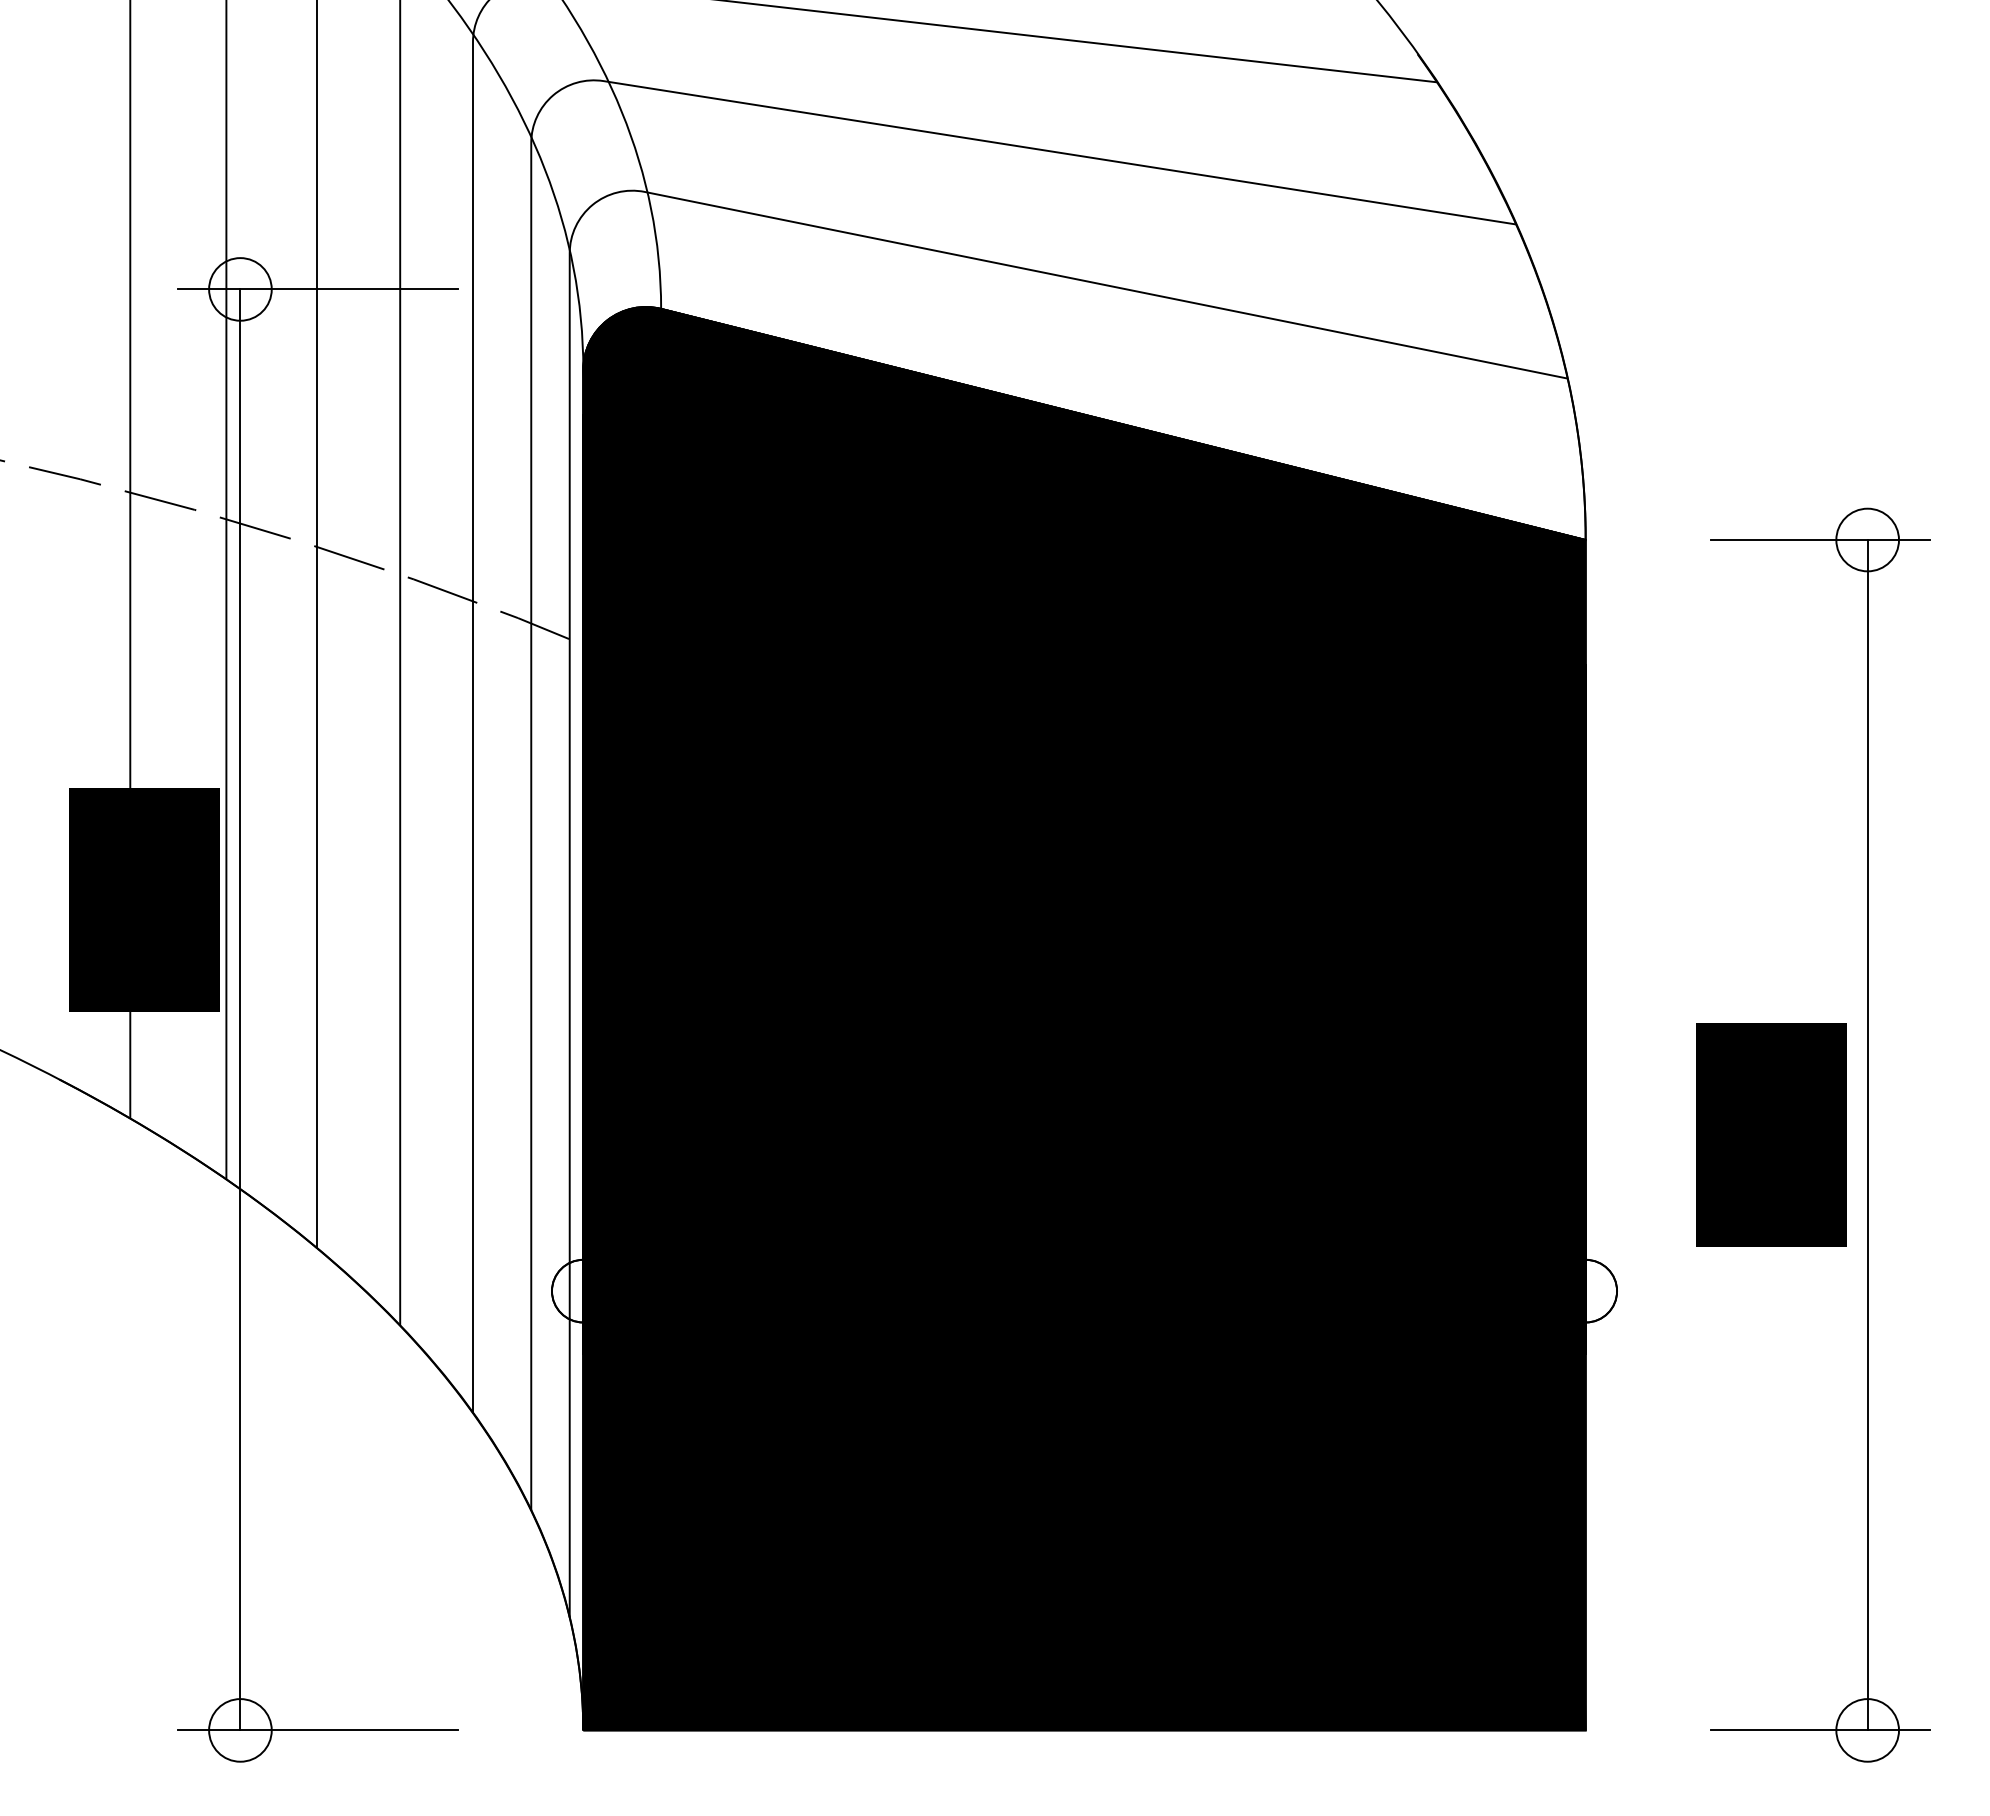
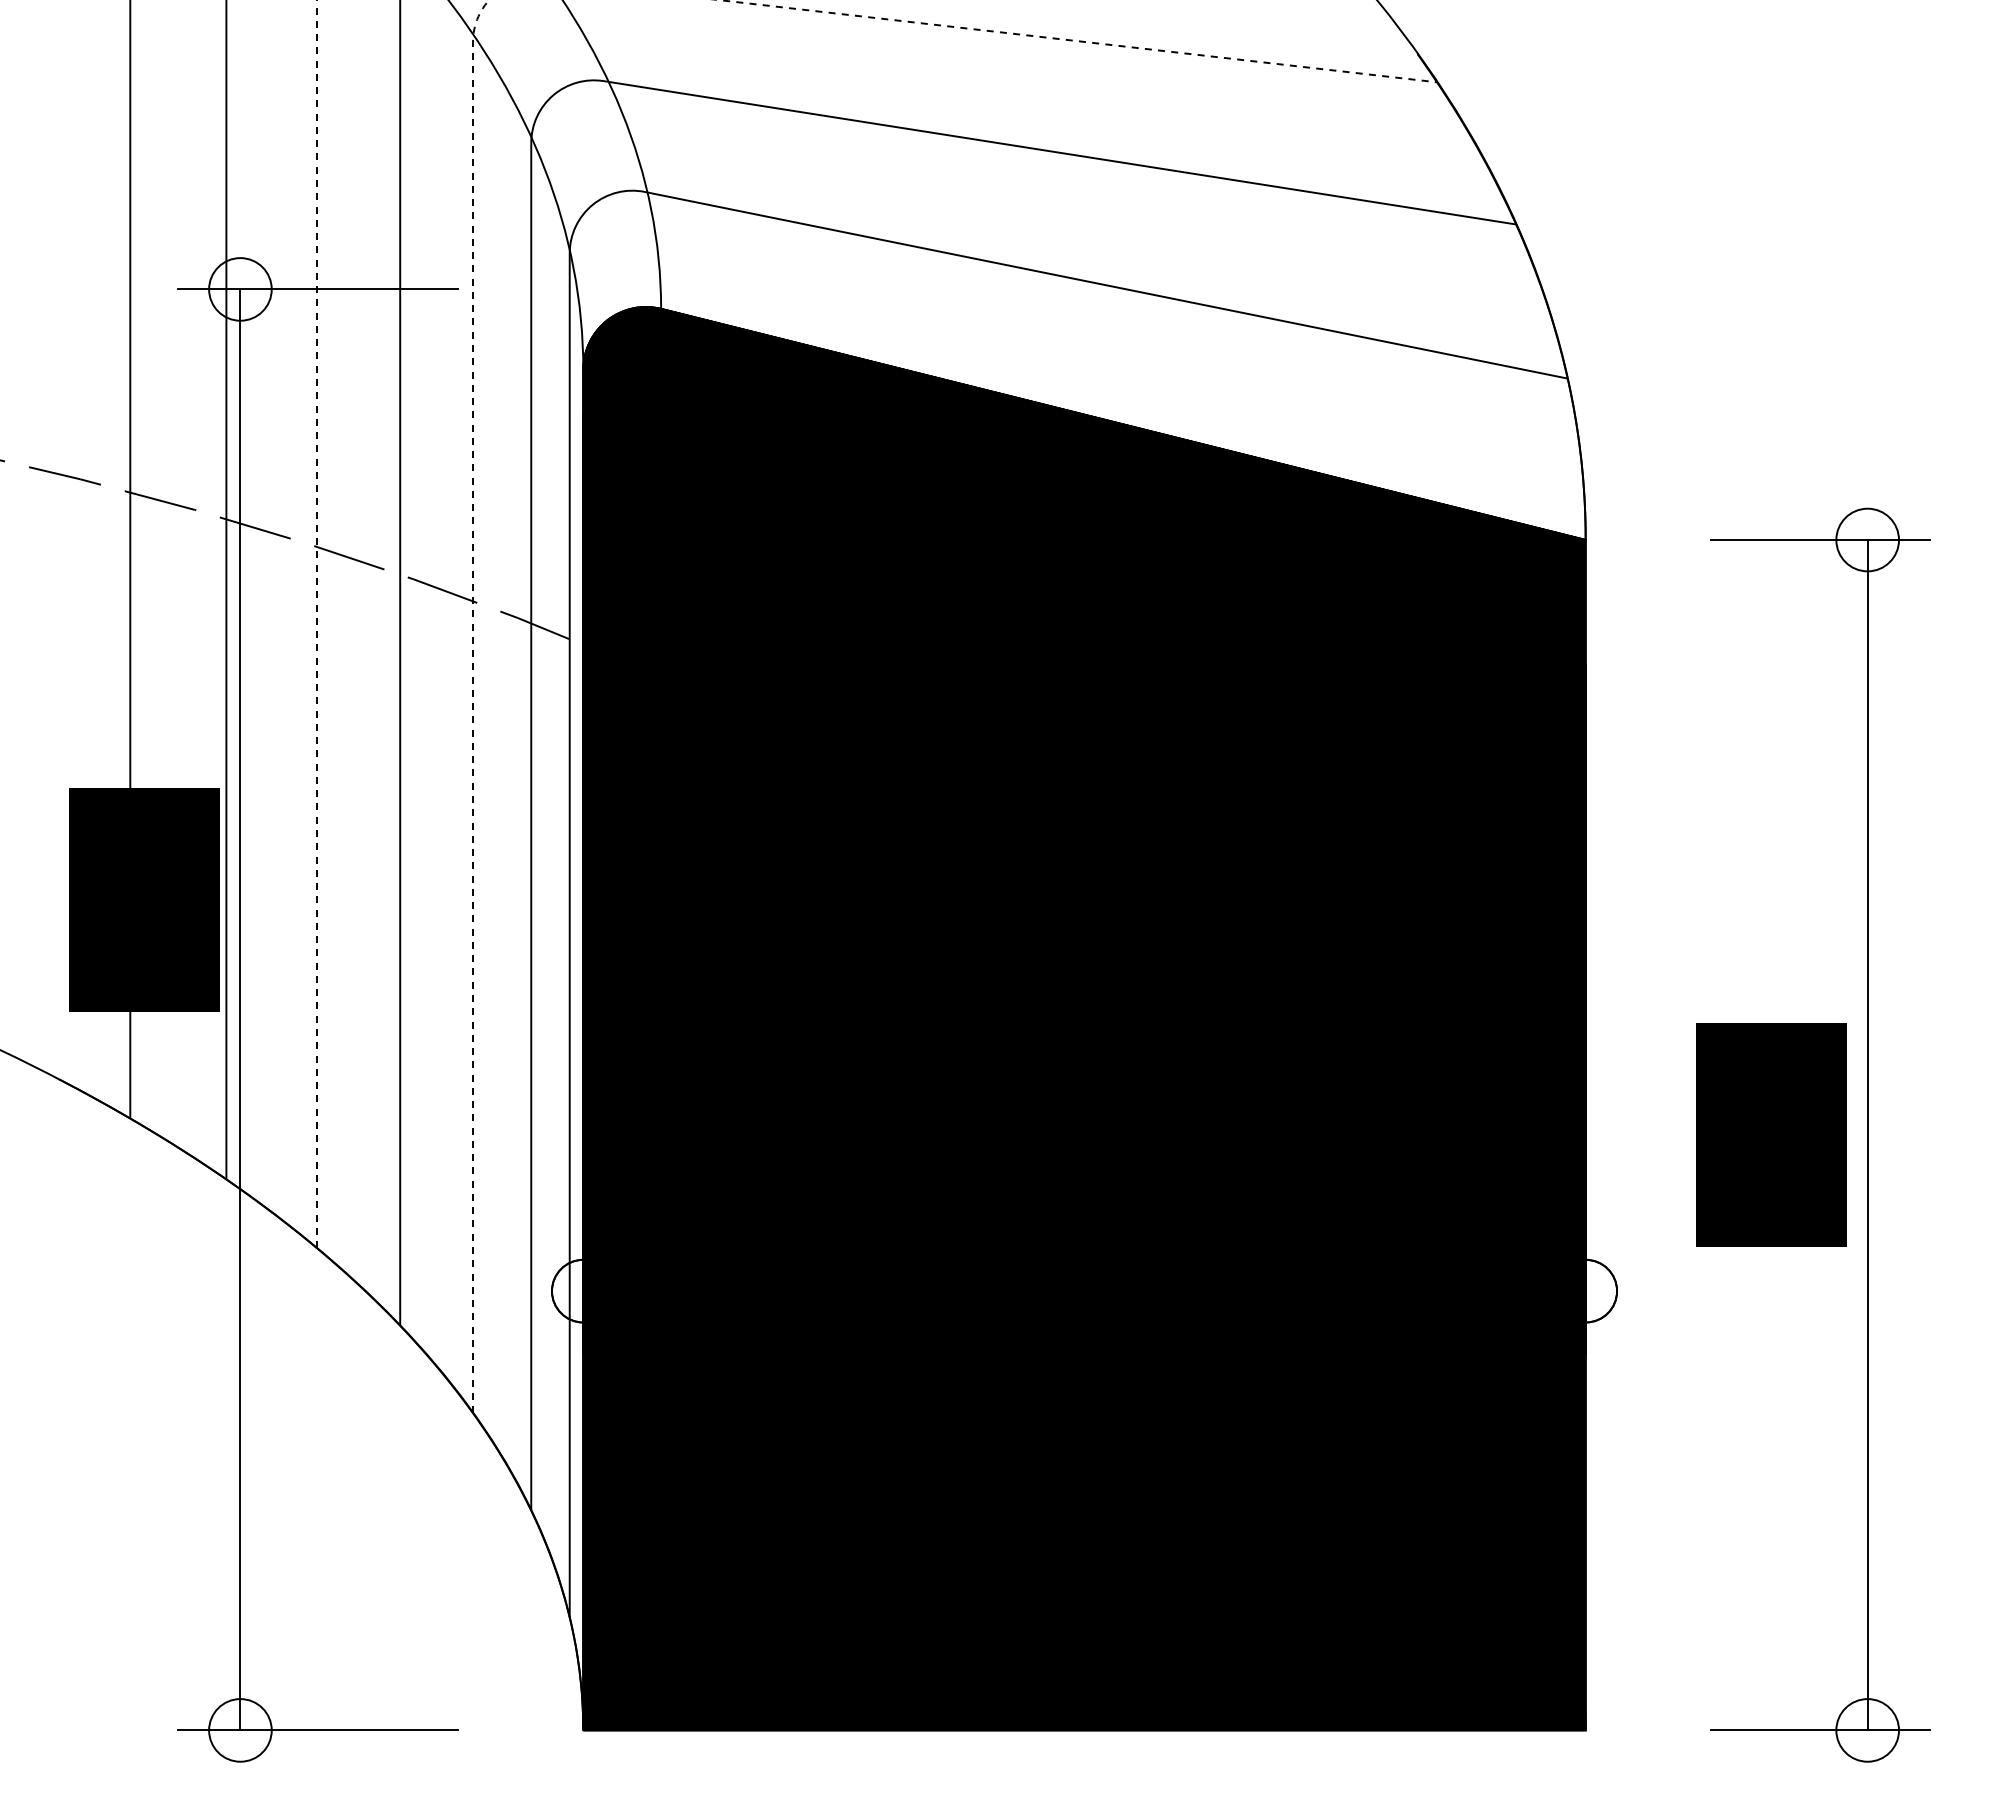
line: solid -> dashed (472, 336)
line: solid -> dashed (316, 624)
